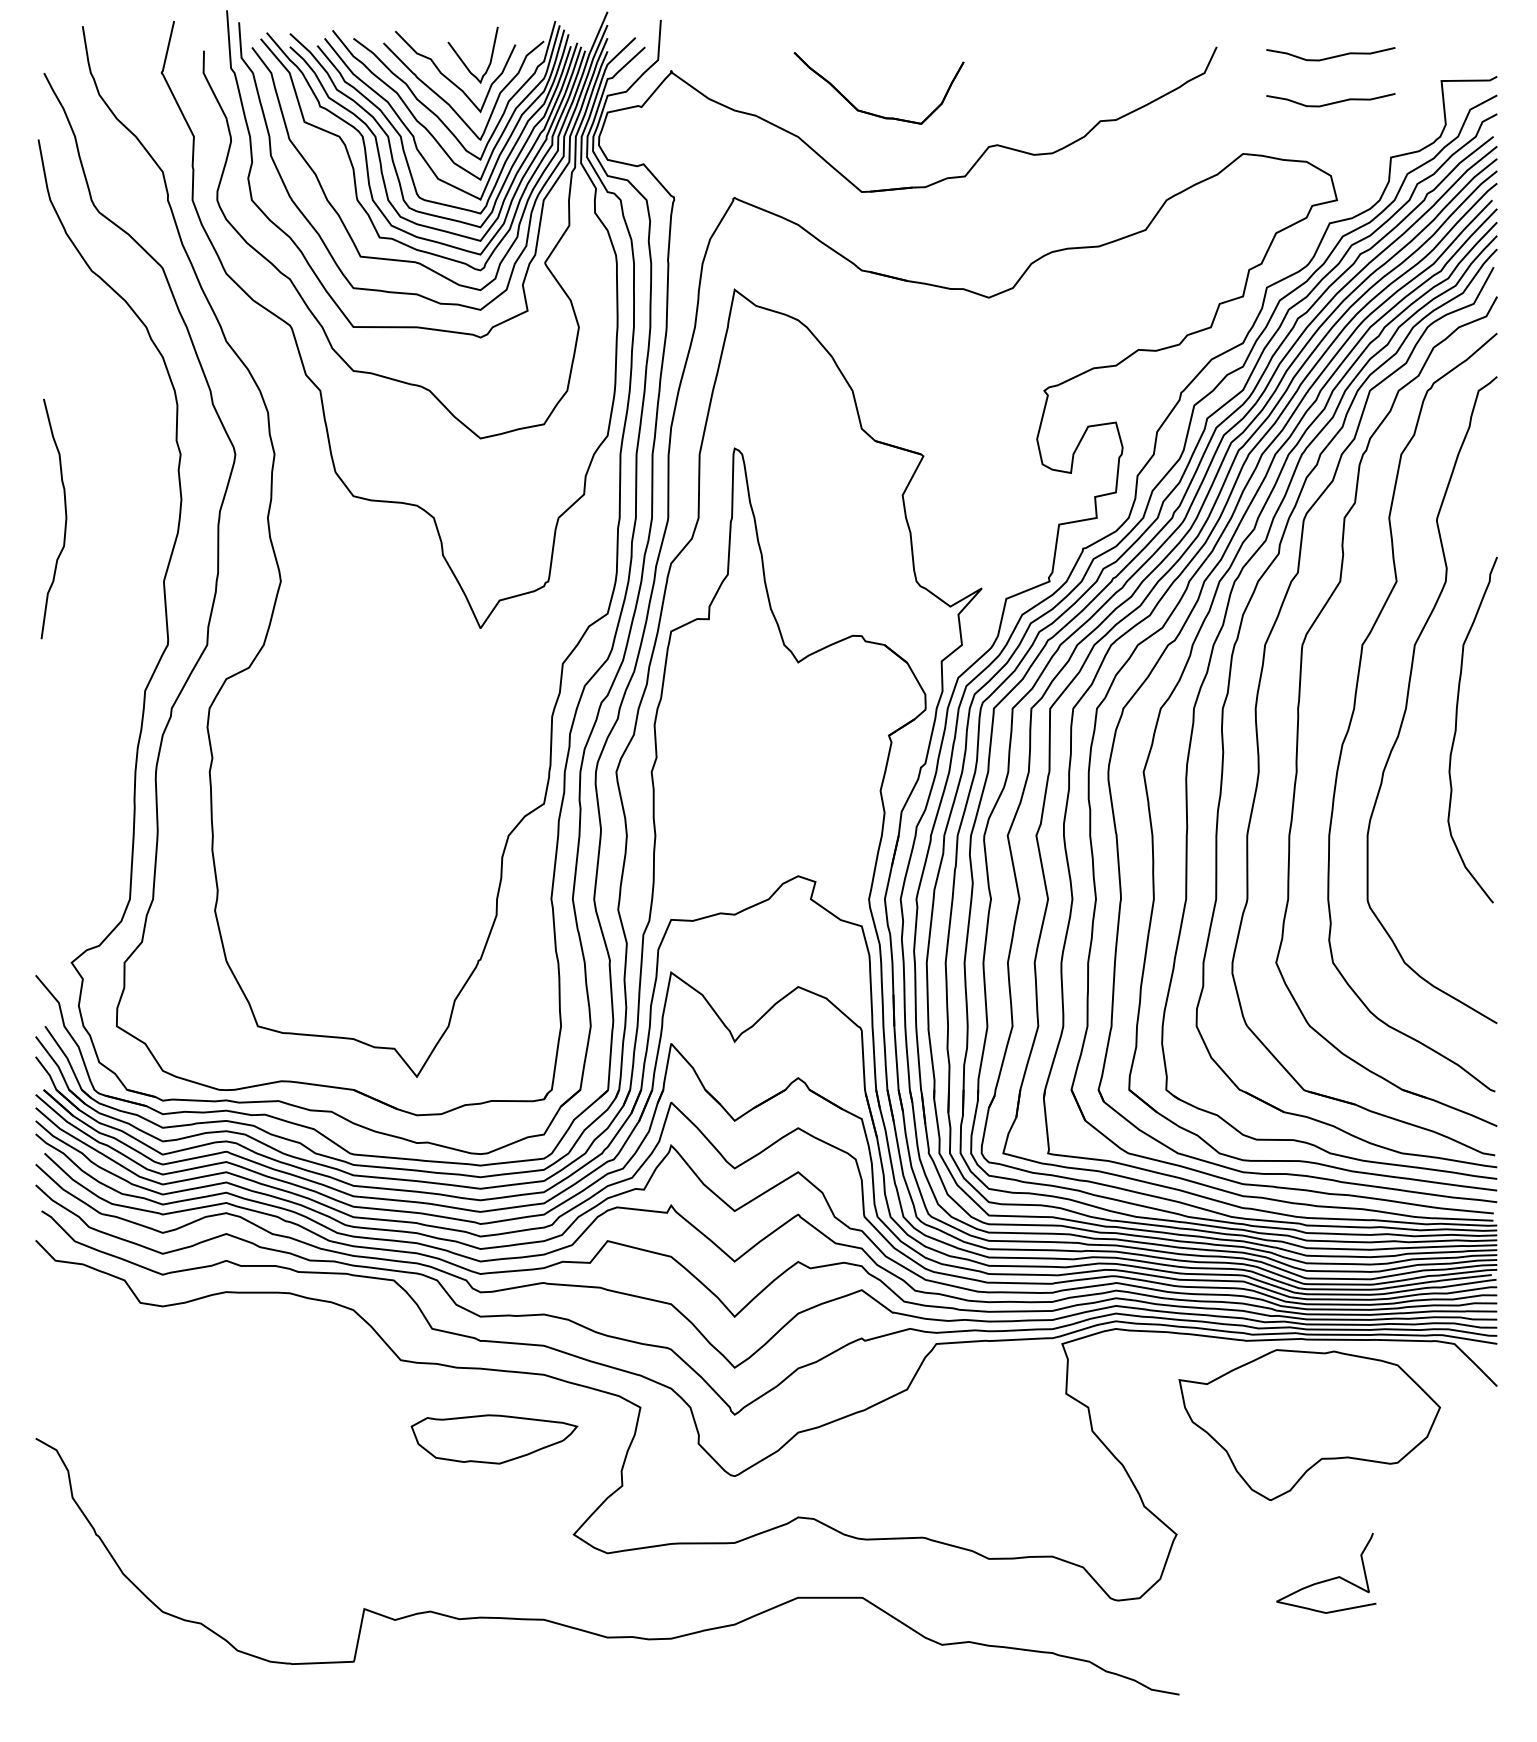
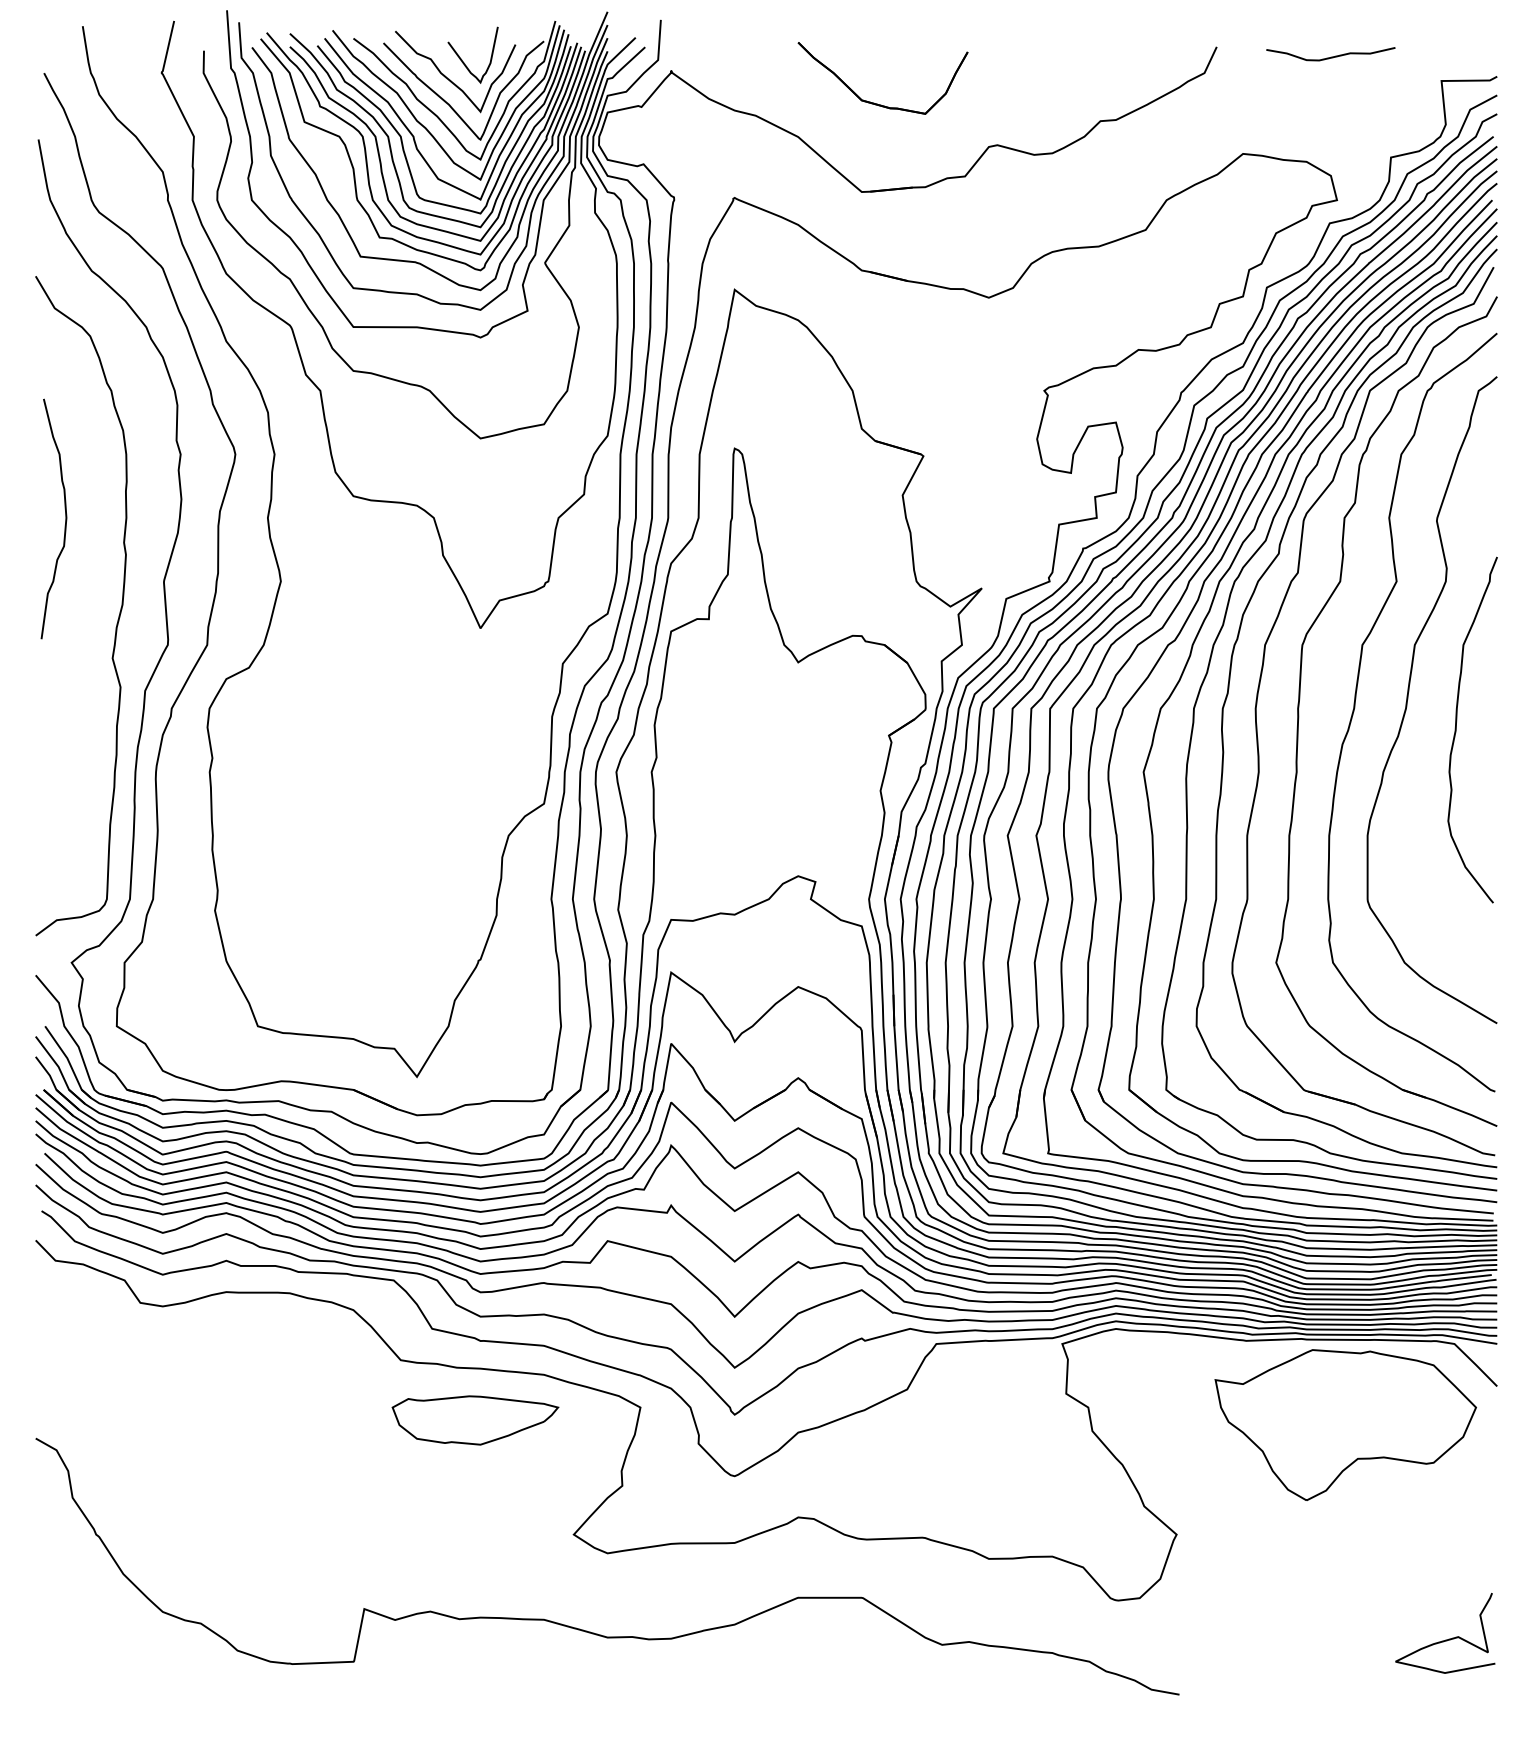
curve: present -> none (1331, 102)
part position: (870, 112) -> (874, 102) (874, 102)
curve: none -> present (118, 615)
part position: (1309, 1424) -> (1345, 1424) (1345, 1424)
part position: (494, 1439) -> (475, 1420) (475, 1420)
curve position: (1326, 1579) -> (1445, 1639) (1445, 1639)
